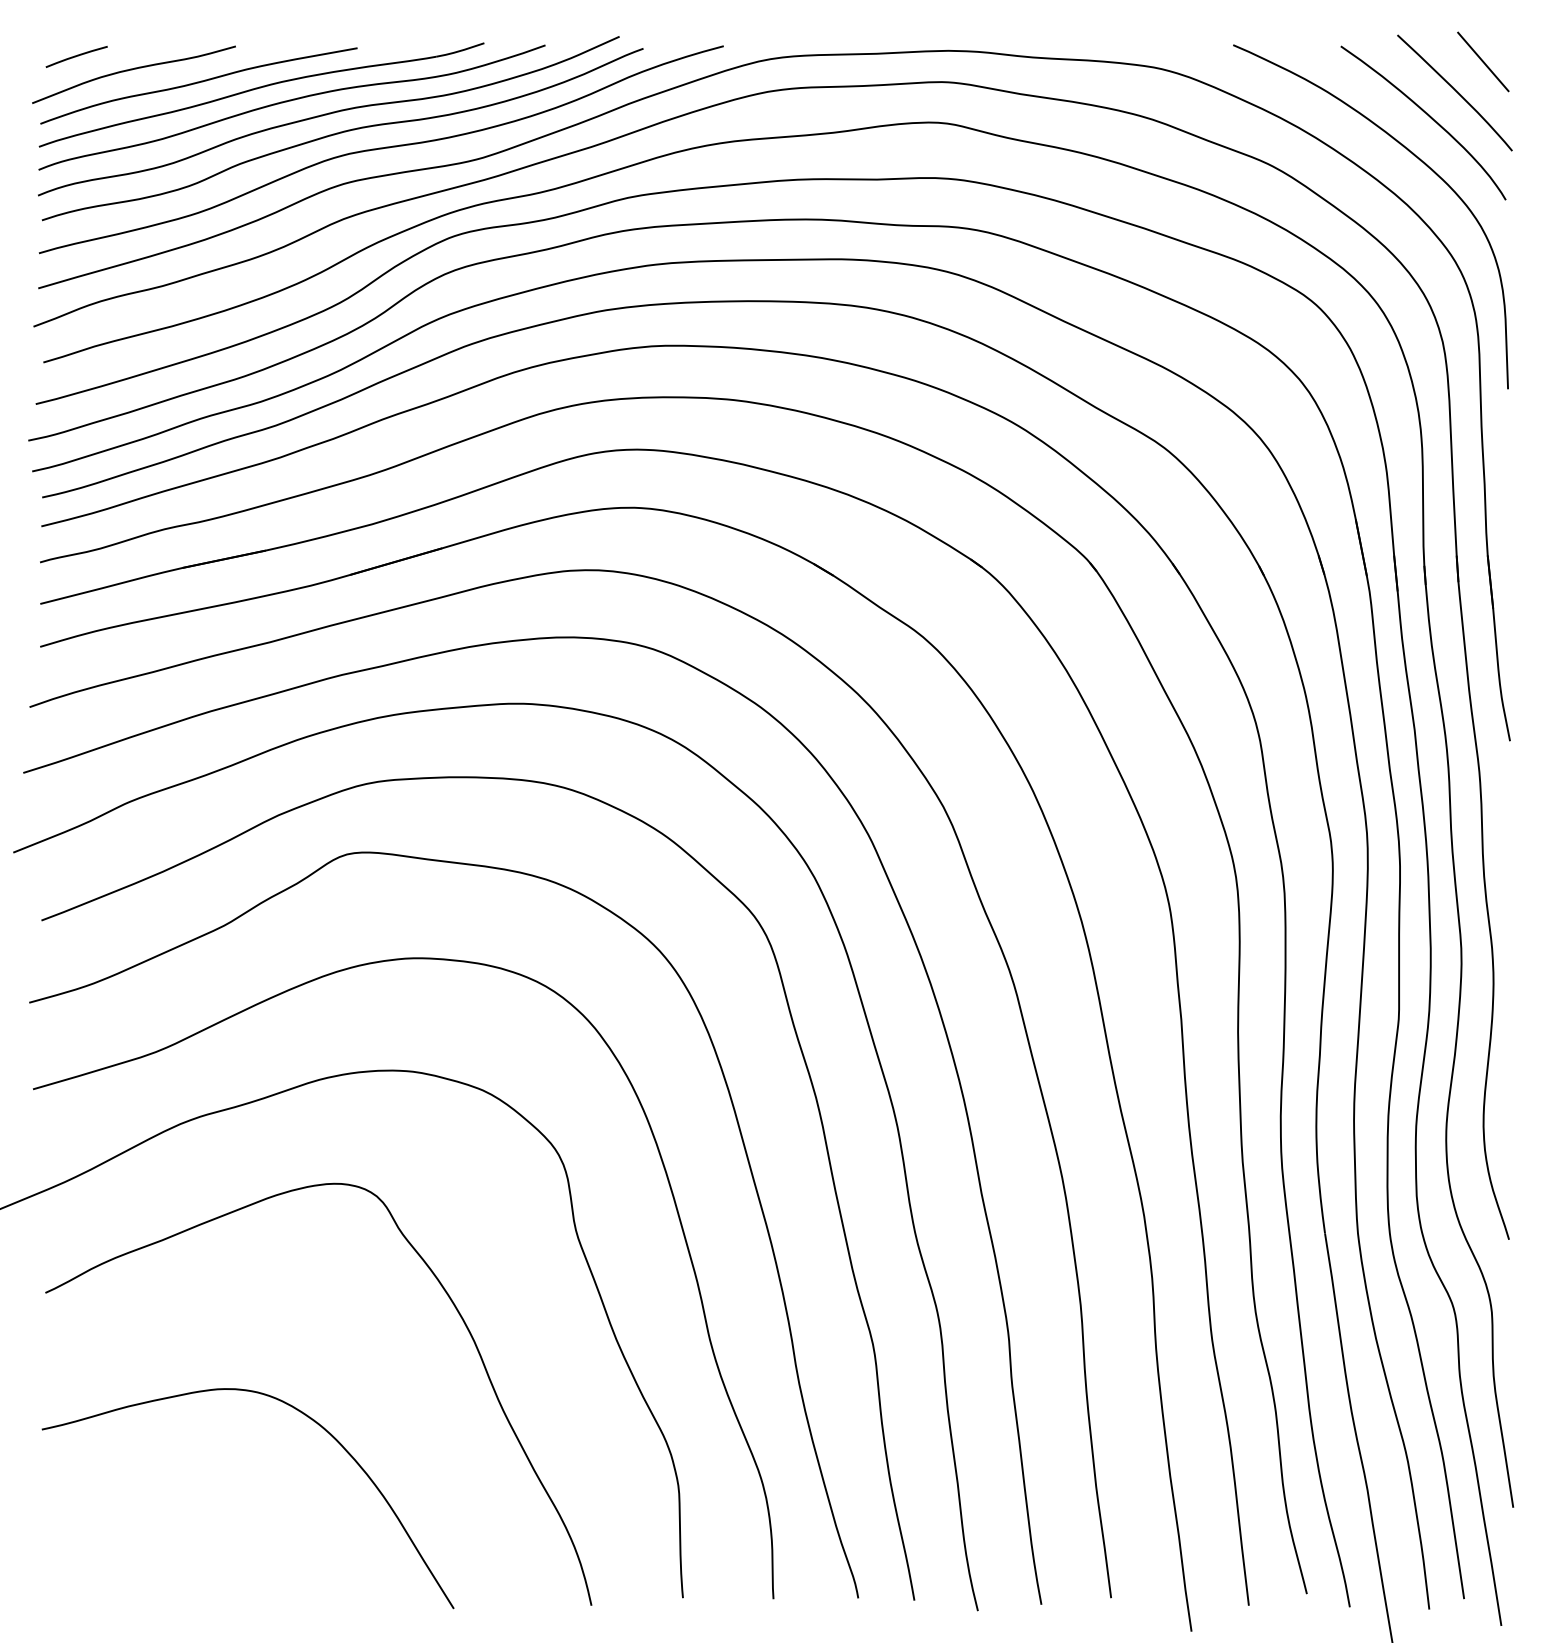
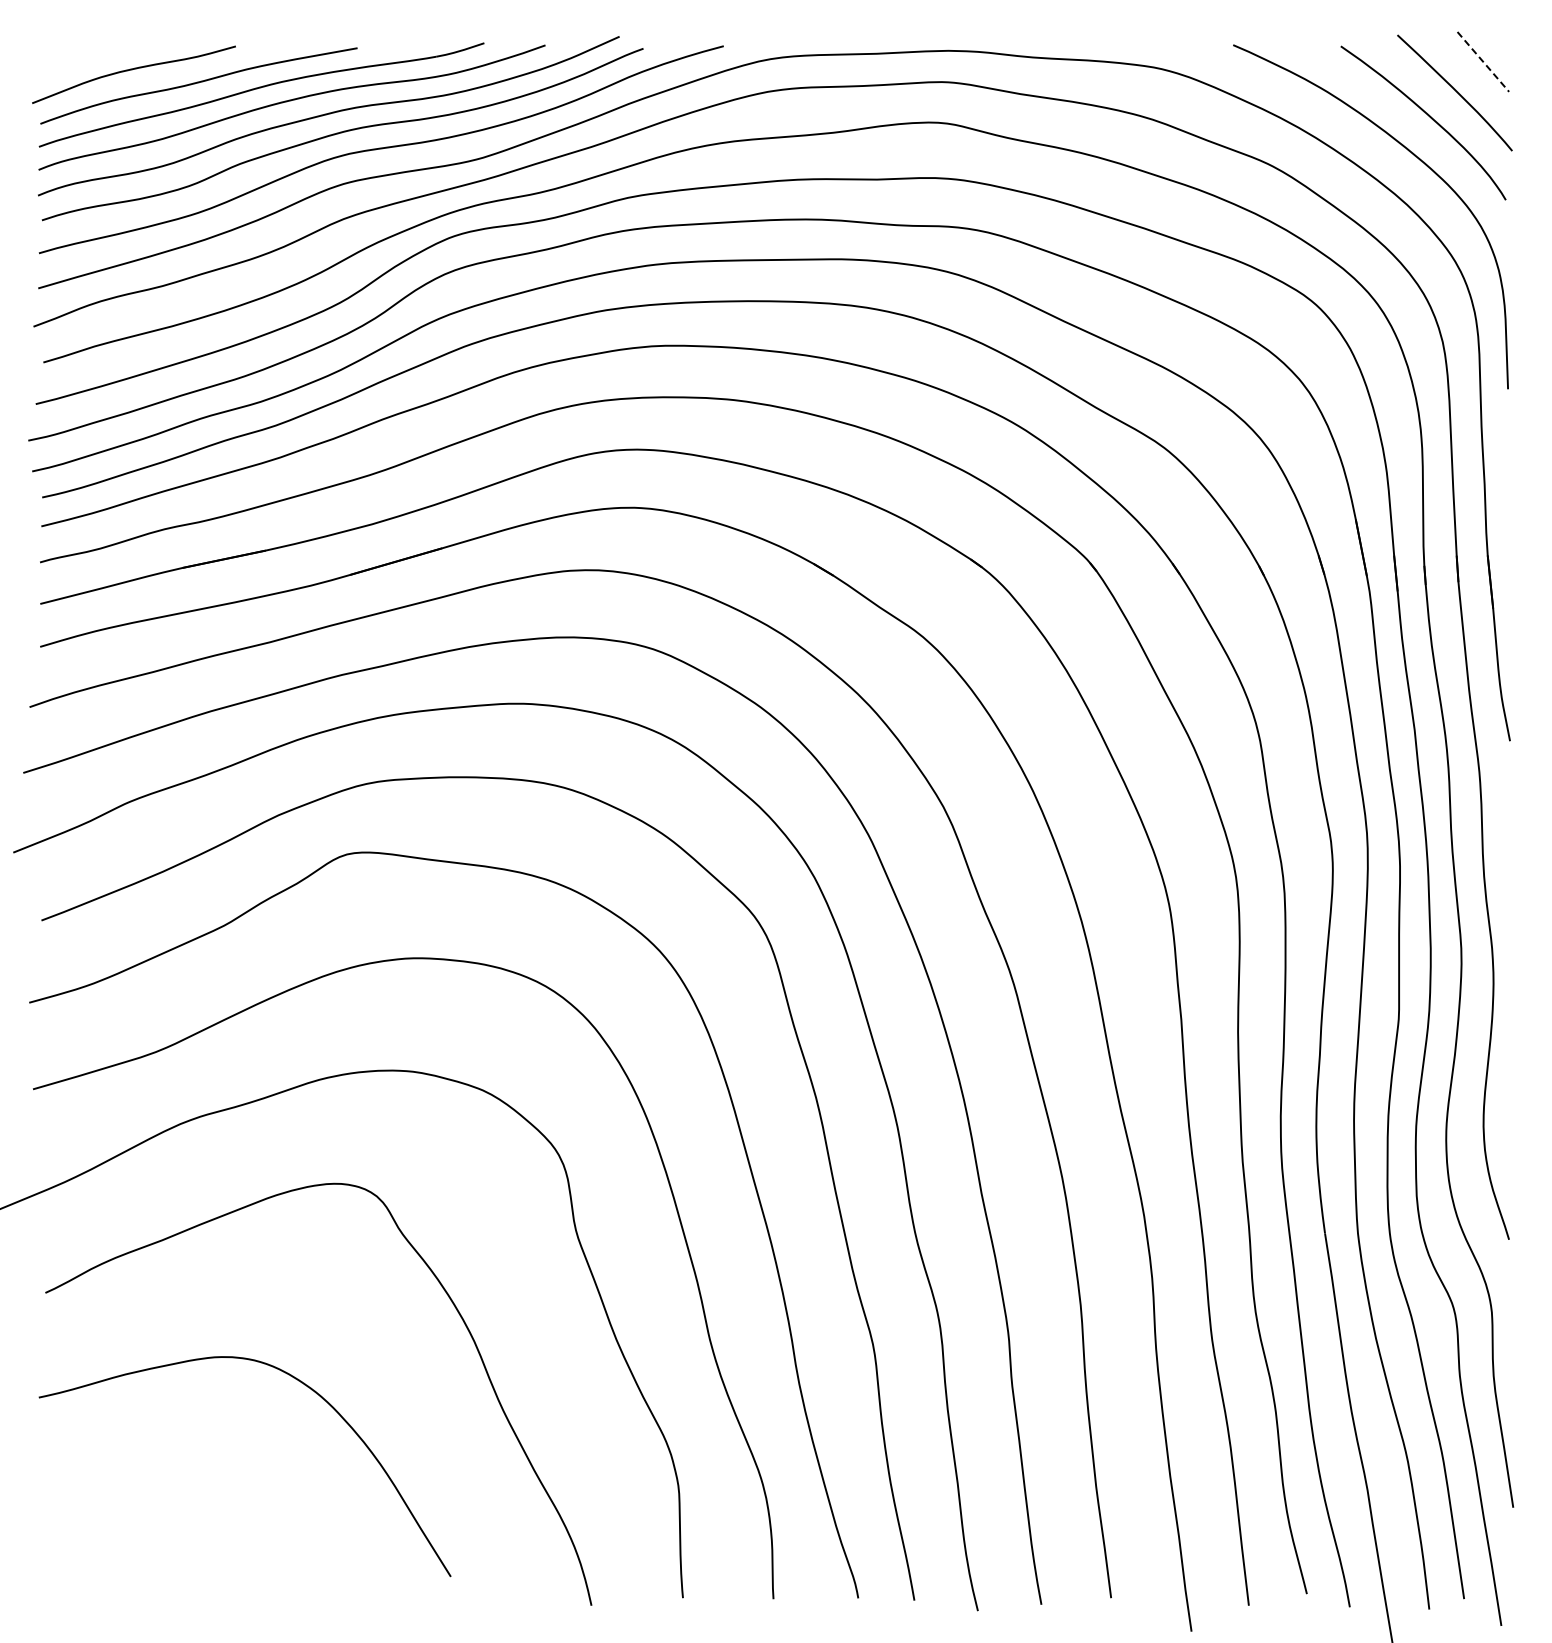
line: present -> none (76, 56)
line: solid -> dashed (1483, 61)
curve position: (304, 1415) -> (301, 1383) (301, 1383)
